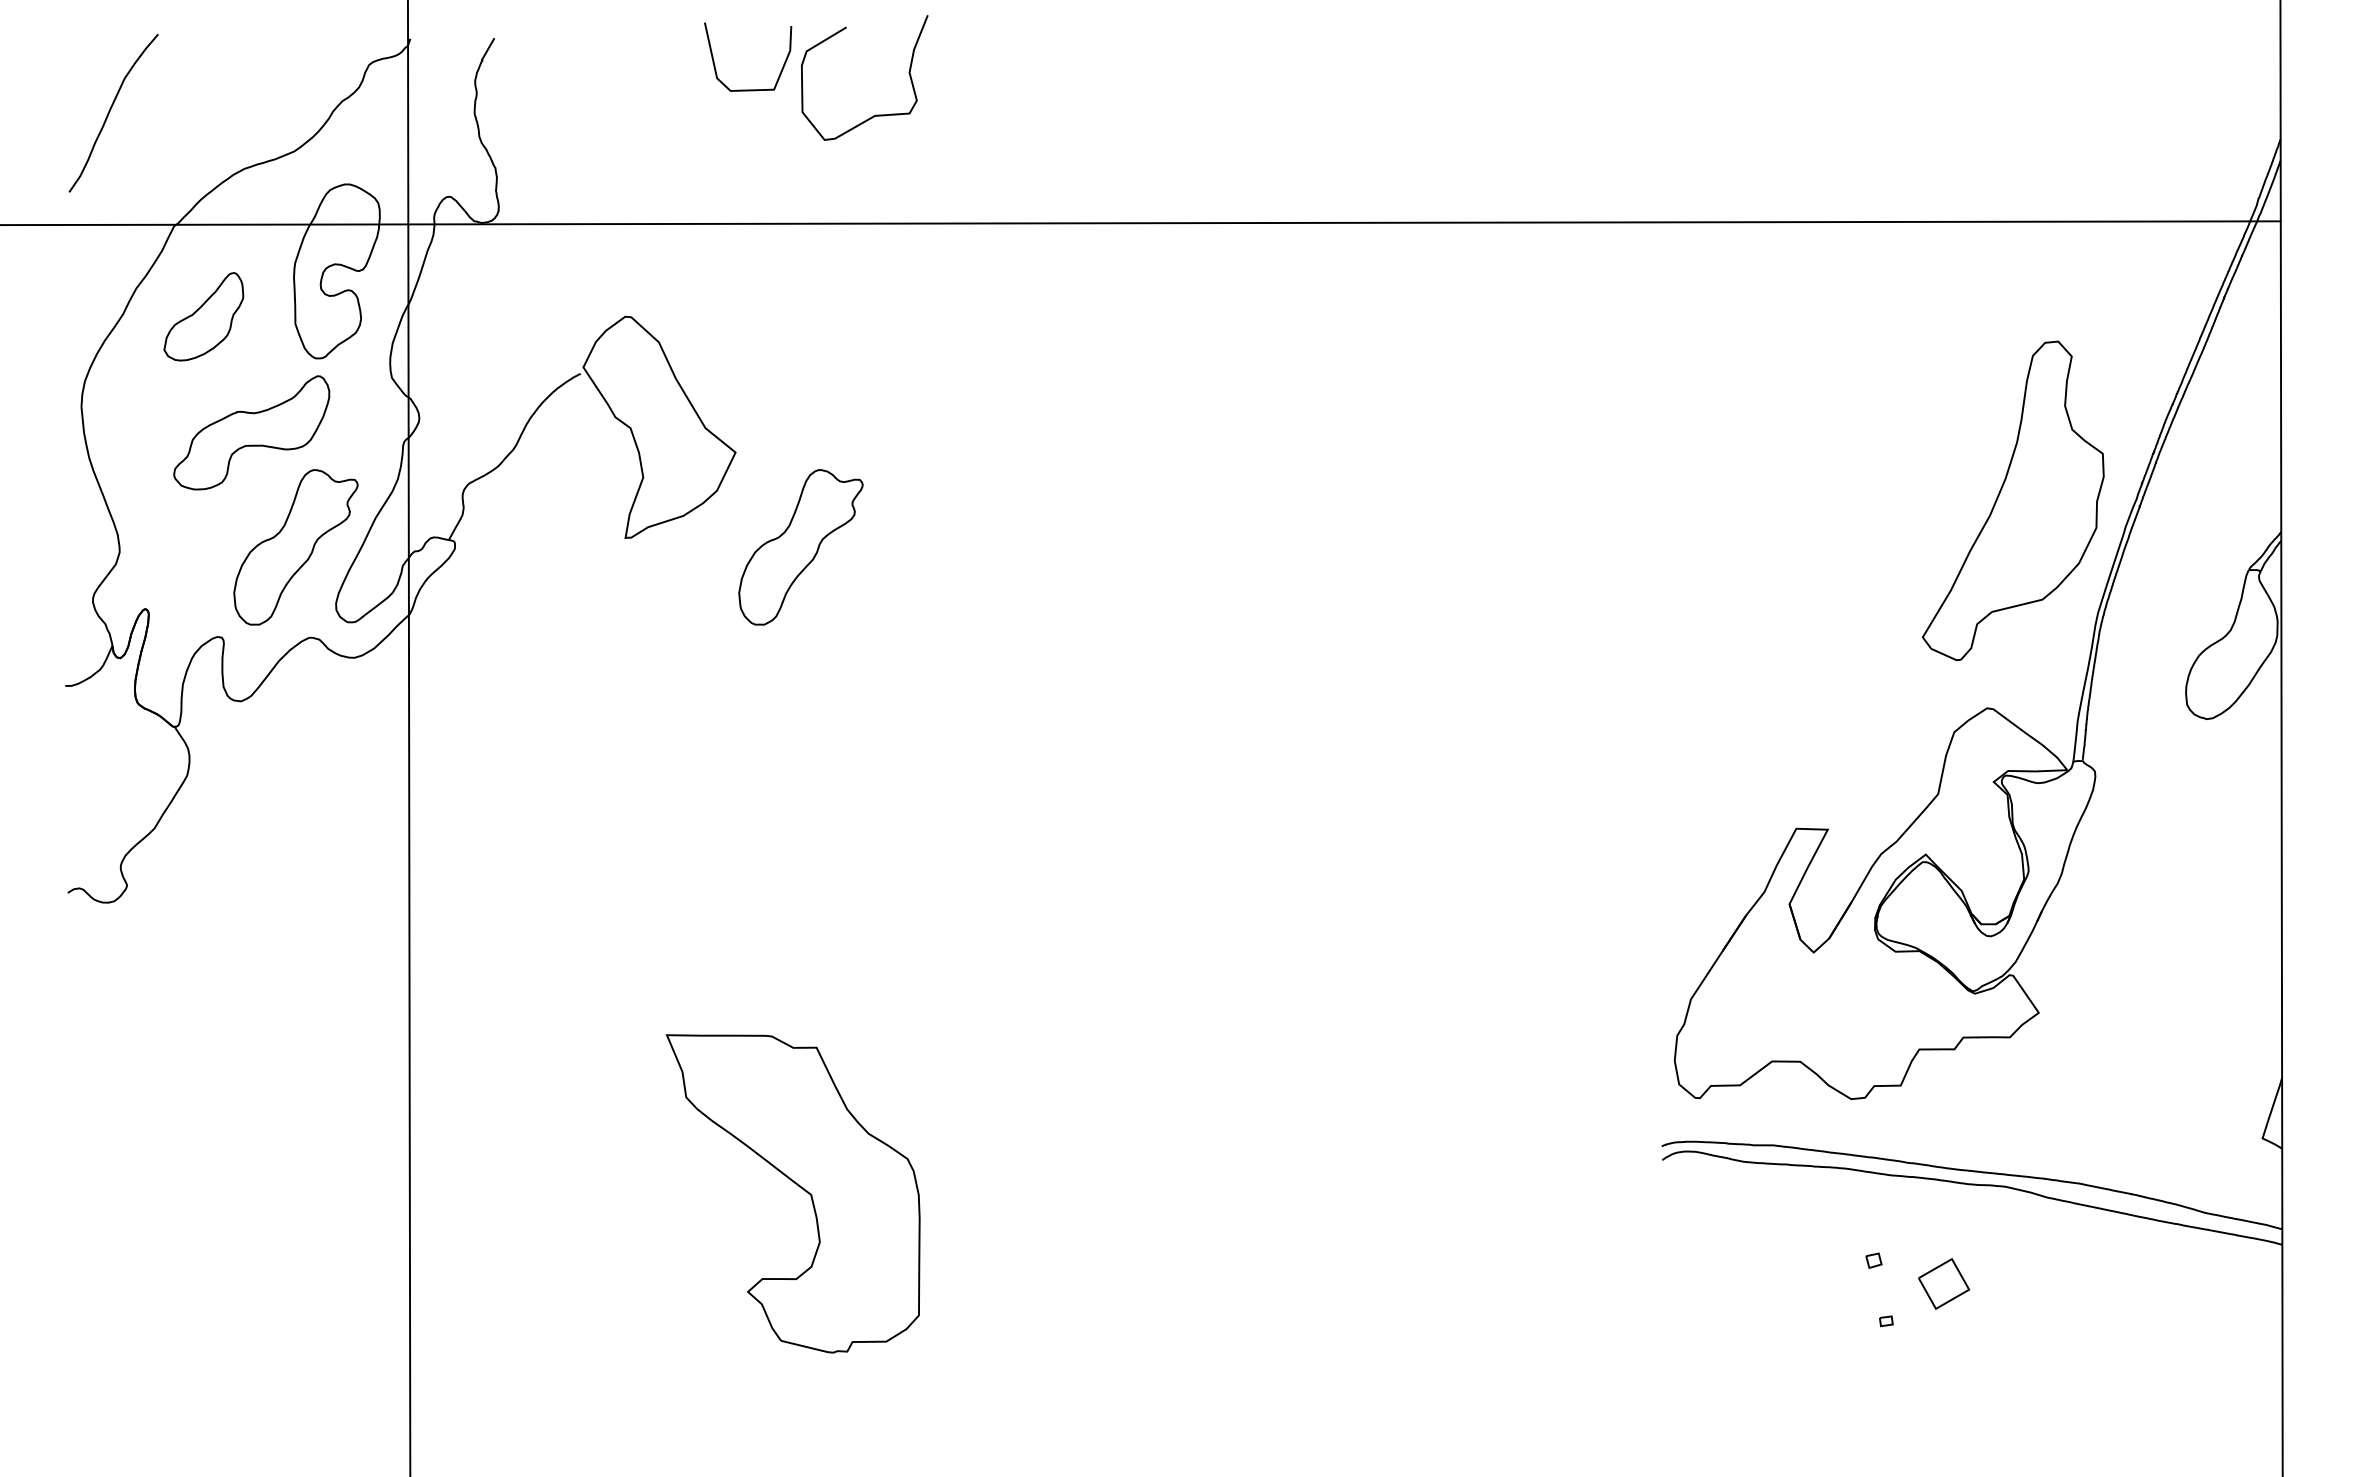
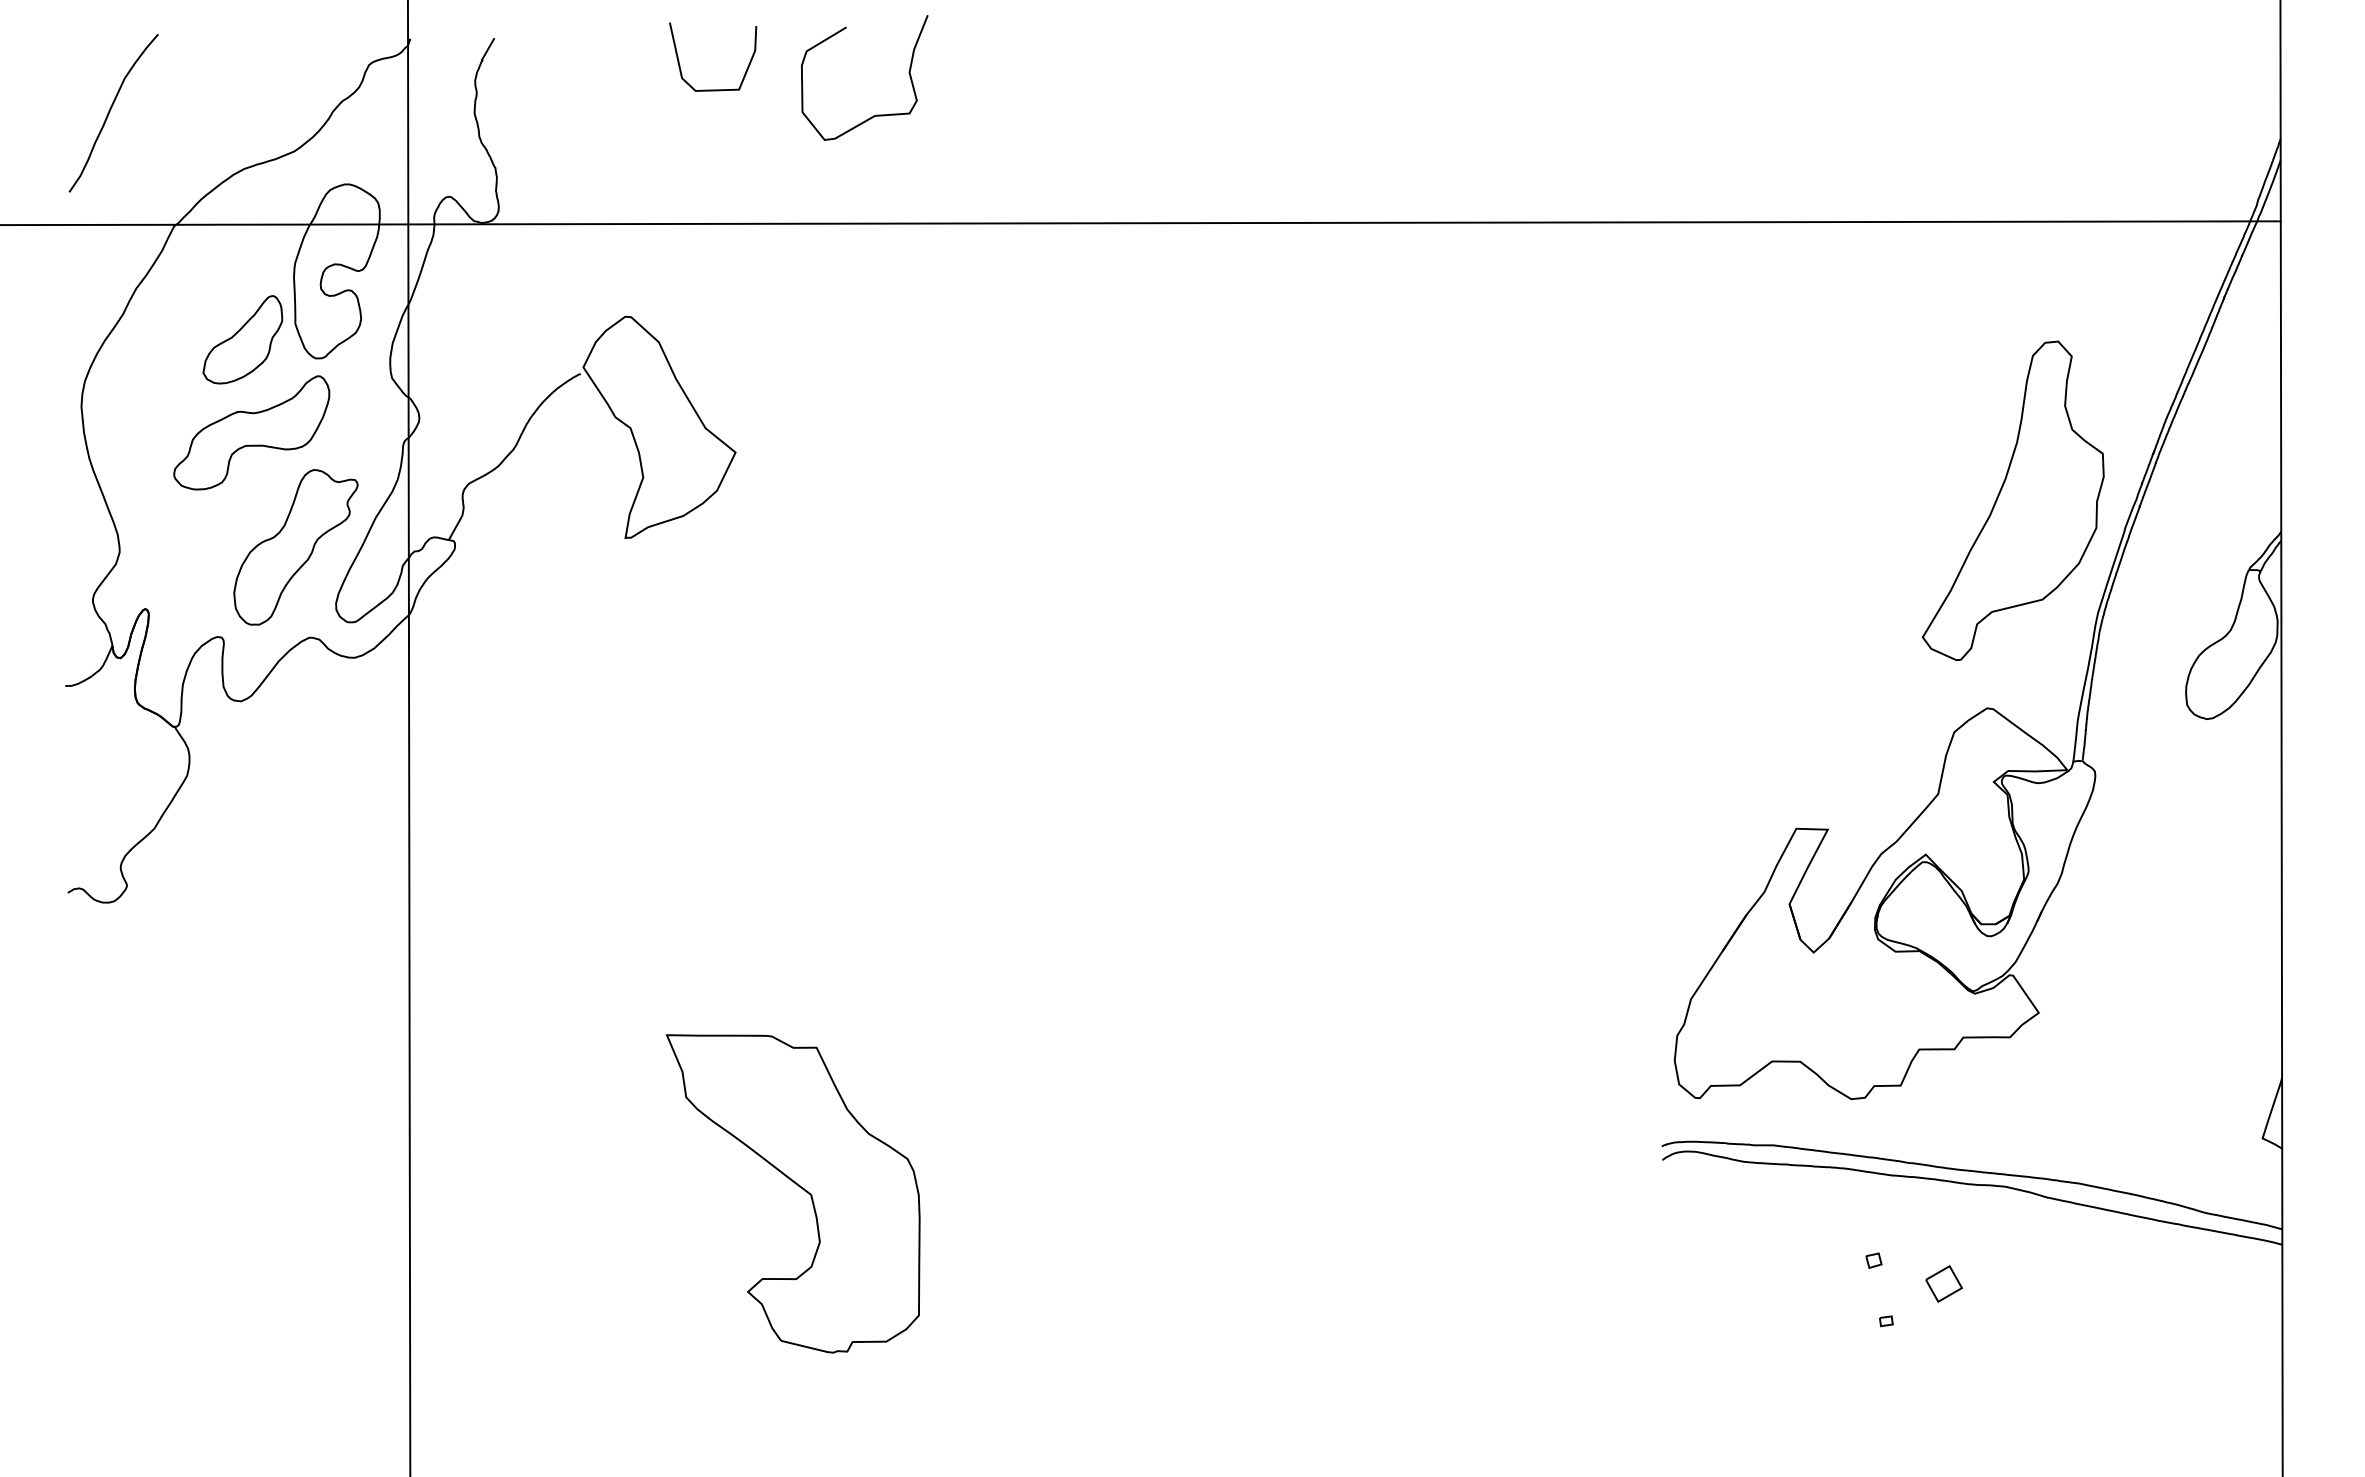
curve position: (748, 89) -> (713, 89) (713, 89)
part position: (203, 316) -> (242, 339) (242, 339)
part: present -> none (800, 547)
part size: 53x52 px -> 38x38 px (1943, 1283)
